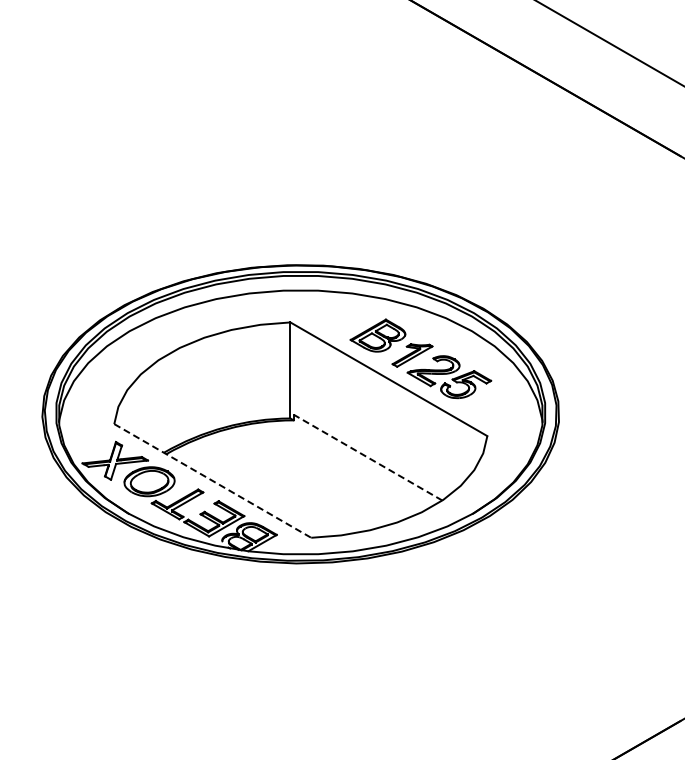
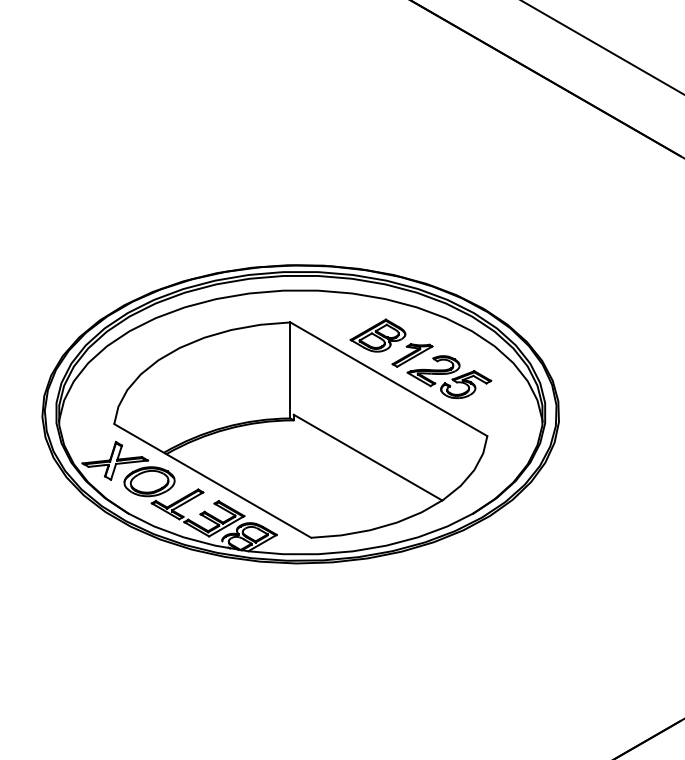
line position: (609, 43) -> (602, 47) (602, 47)
line: dashed -> solid (368, 457)
line: dashed -> solid (212, 480)
